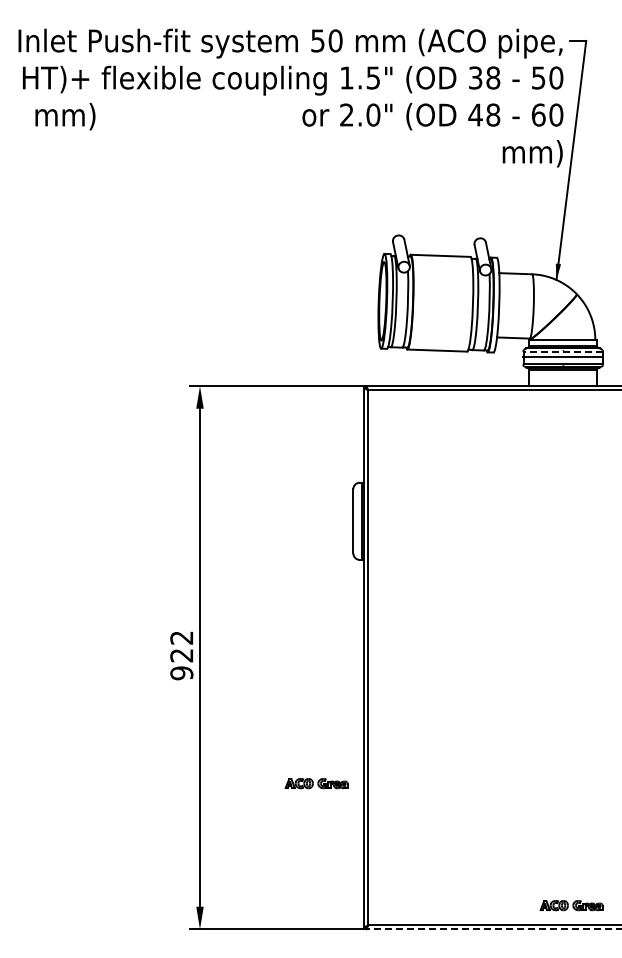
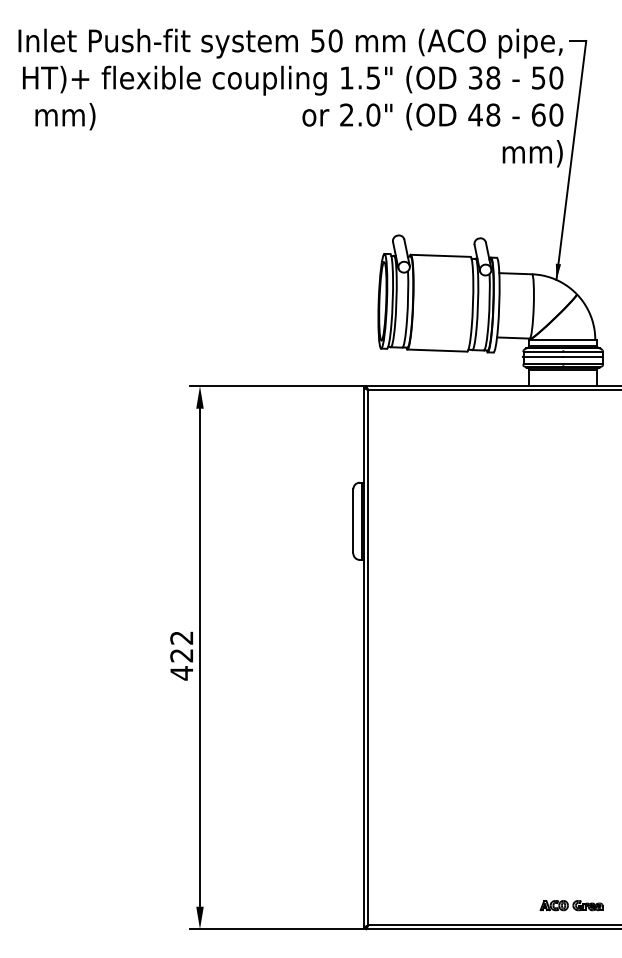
line: dashed -> solid (563, 352)
text: 922 -> 422 (181, 673)
part: present -> none (316, 783)
line: dashed -> solid (493, 929)
